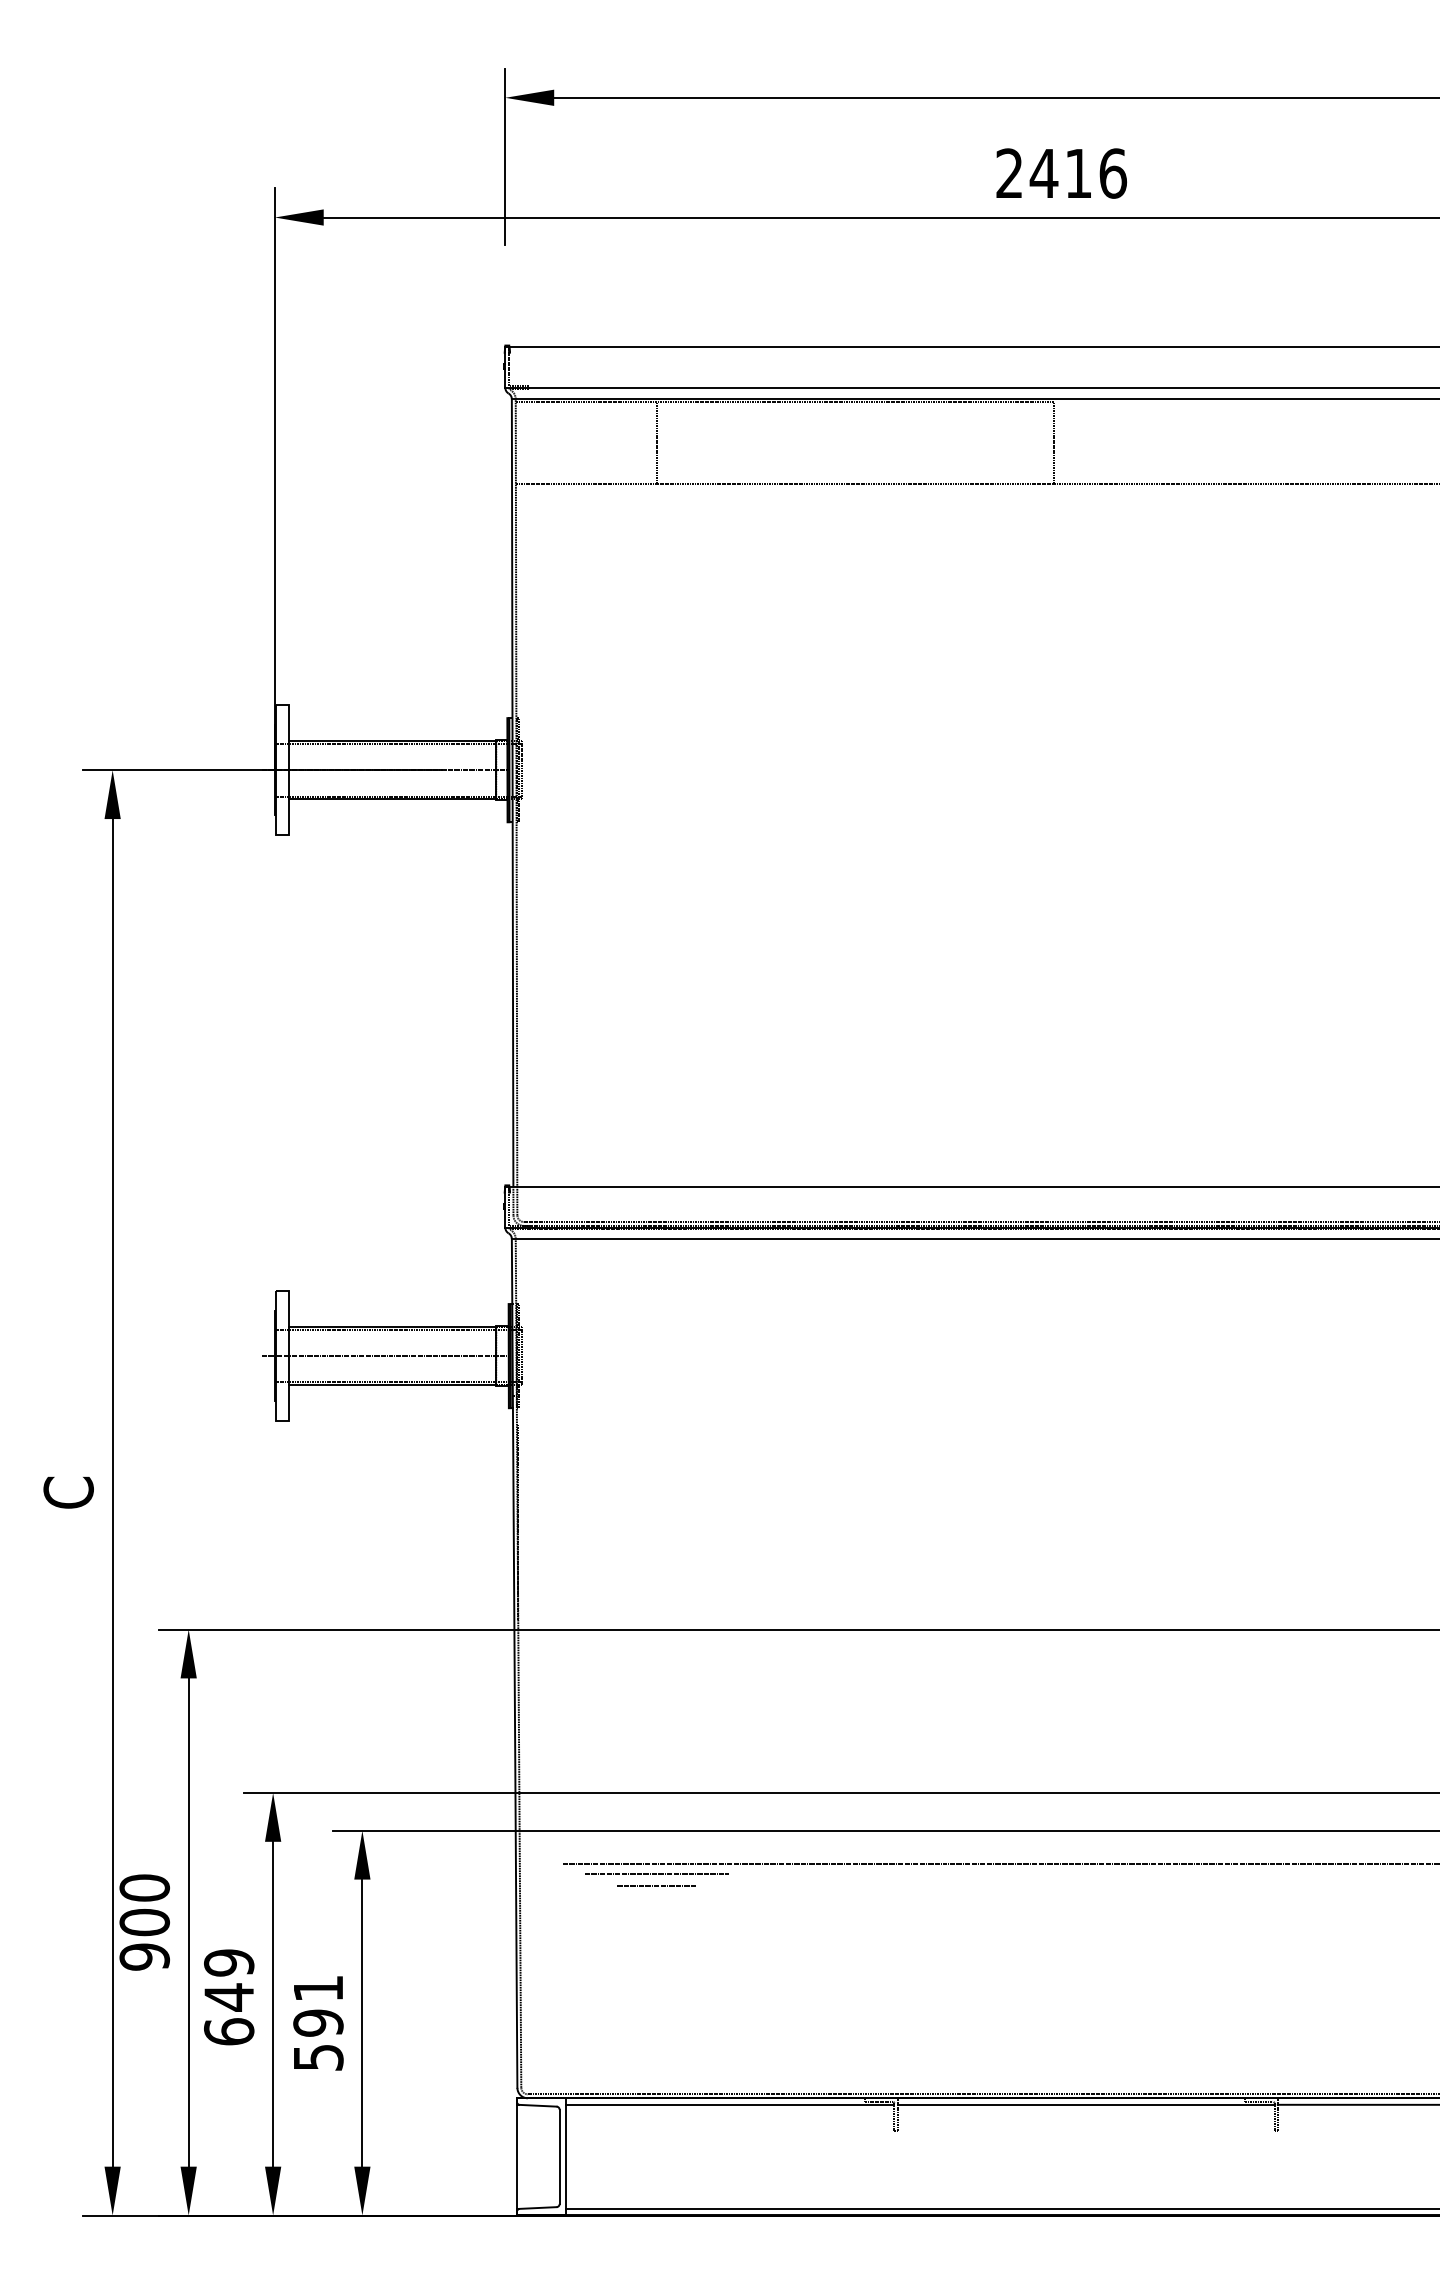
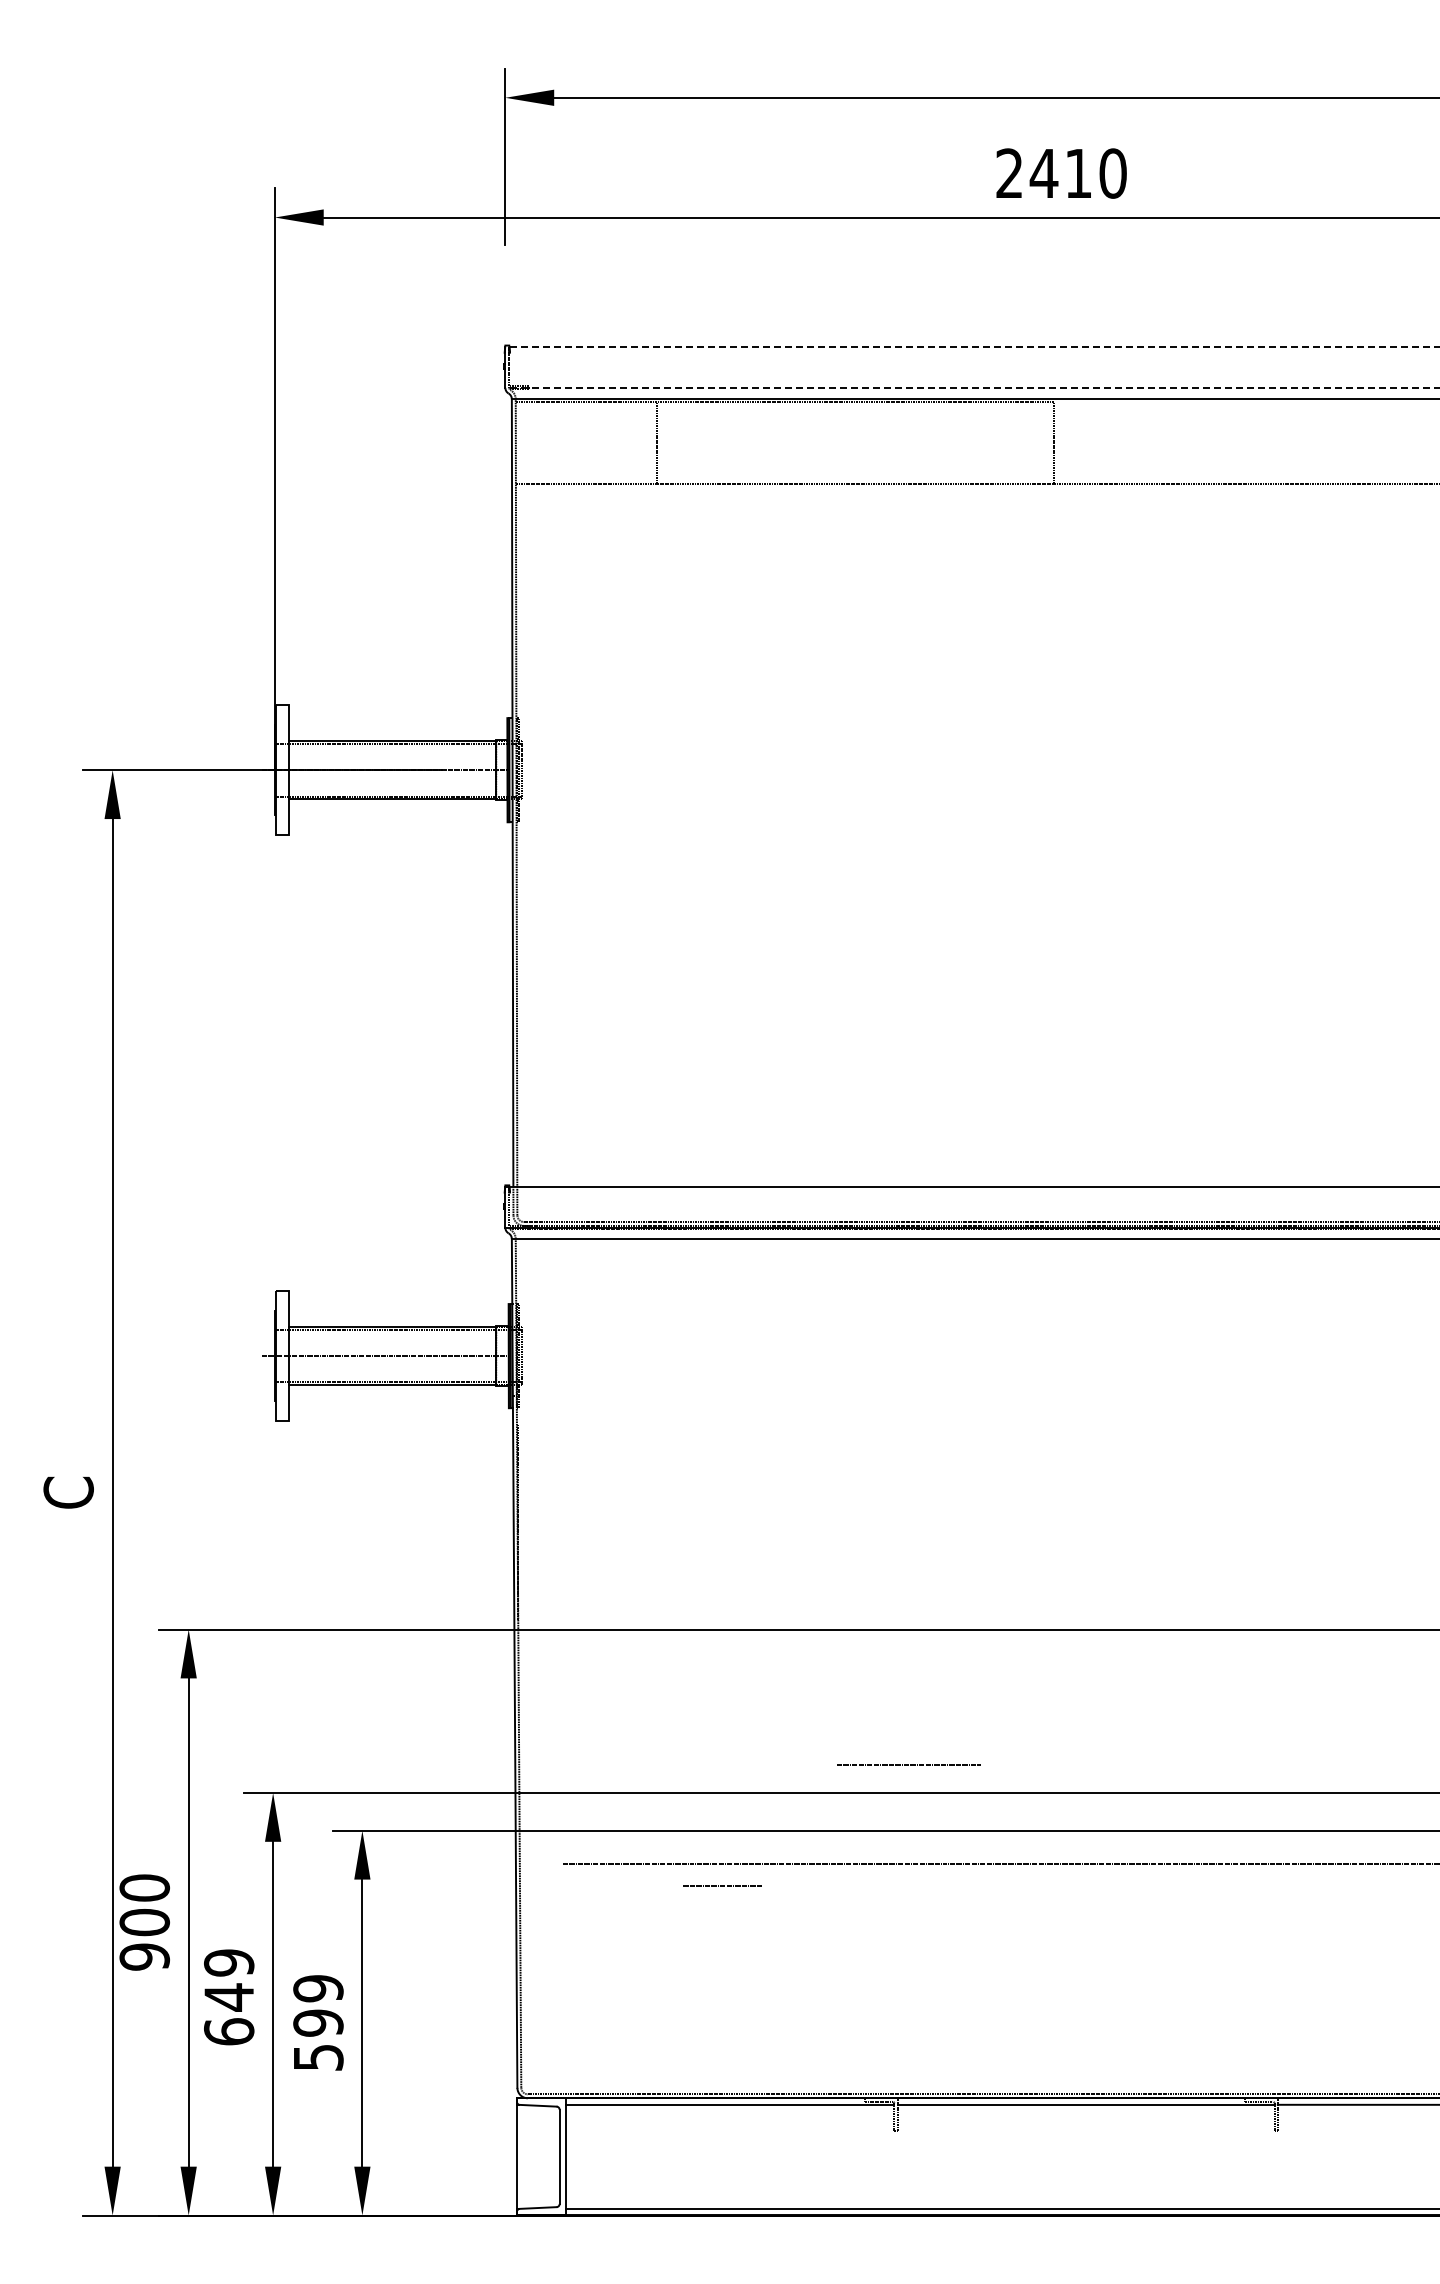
text: 2416 -> 2410 (1113, 173)
line: solid -> dashed (972, 347)
line: solid -> dashed (972, 387)
line position: (656, 1873) -> (908, 1764) (908, 1764)
line position: (656, 1885) -> (722, 1885) (722, 1885)
text: 591 -> 599 (318, 1988)
